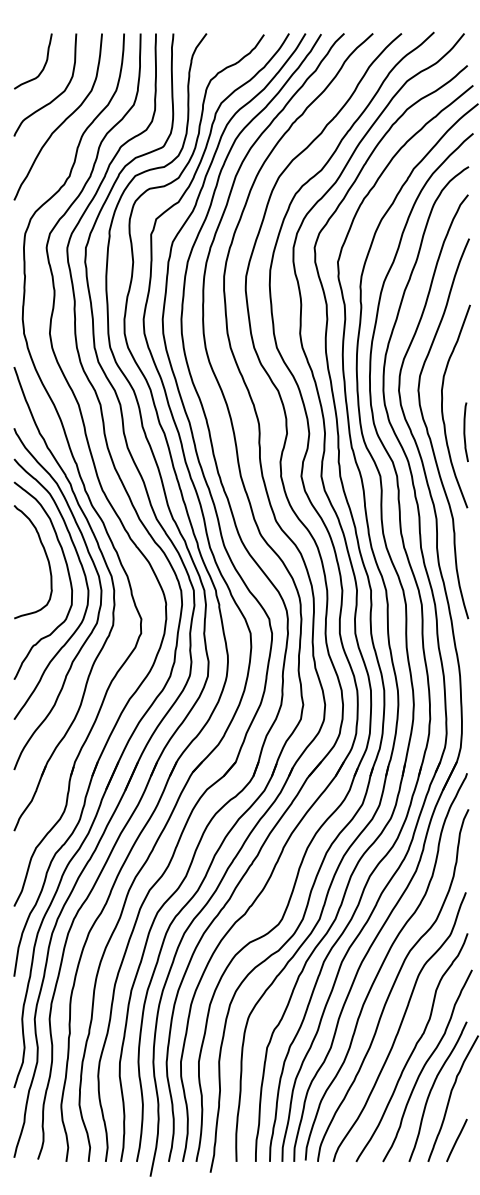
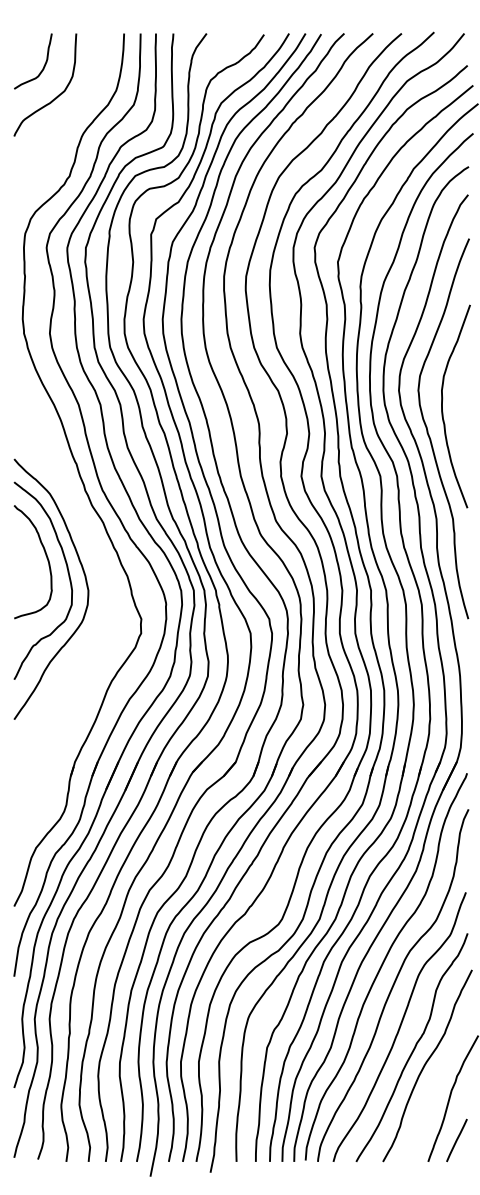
curve: present -> none (62, 121)
curve: present -> none (465, 431)
part: present -> none (98, 609)
curve: present -> none (432, 1089)
